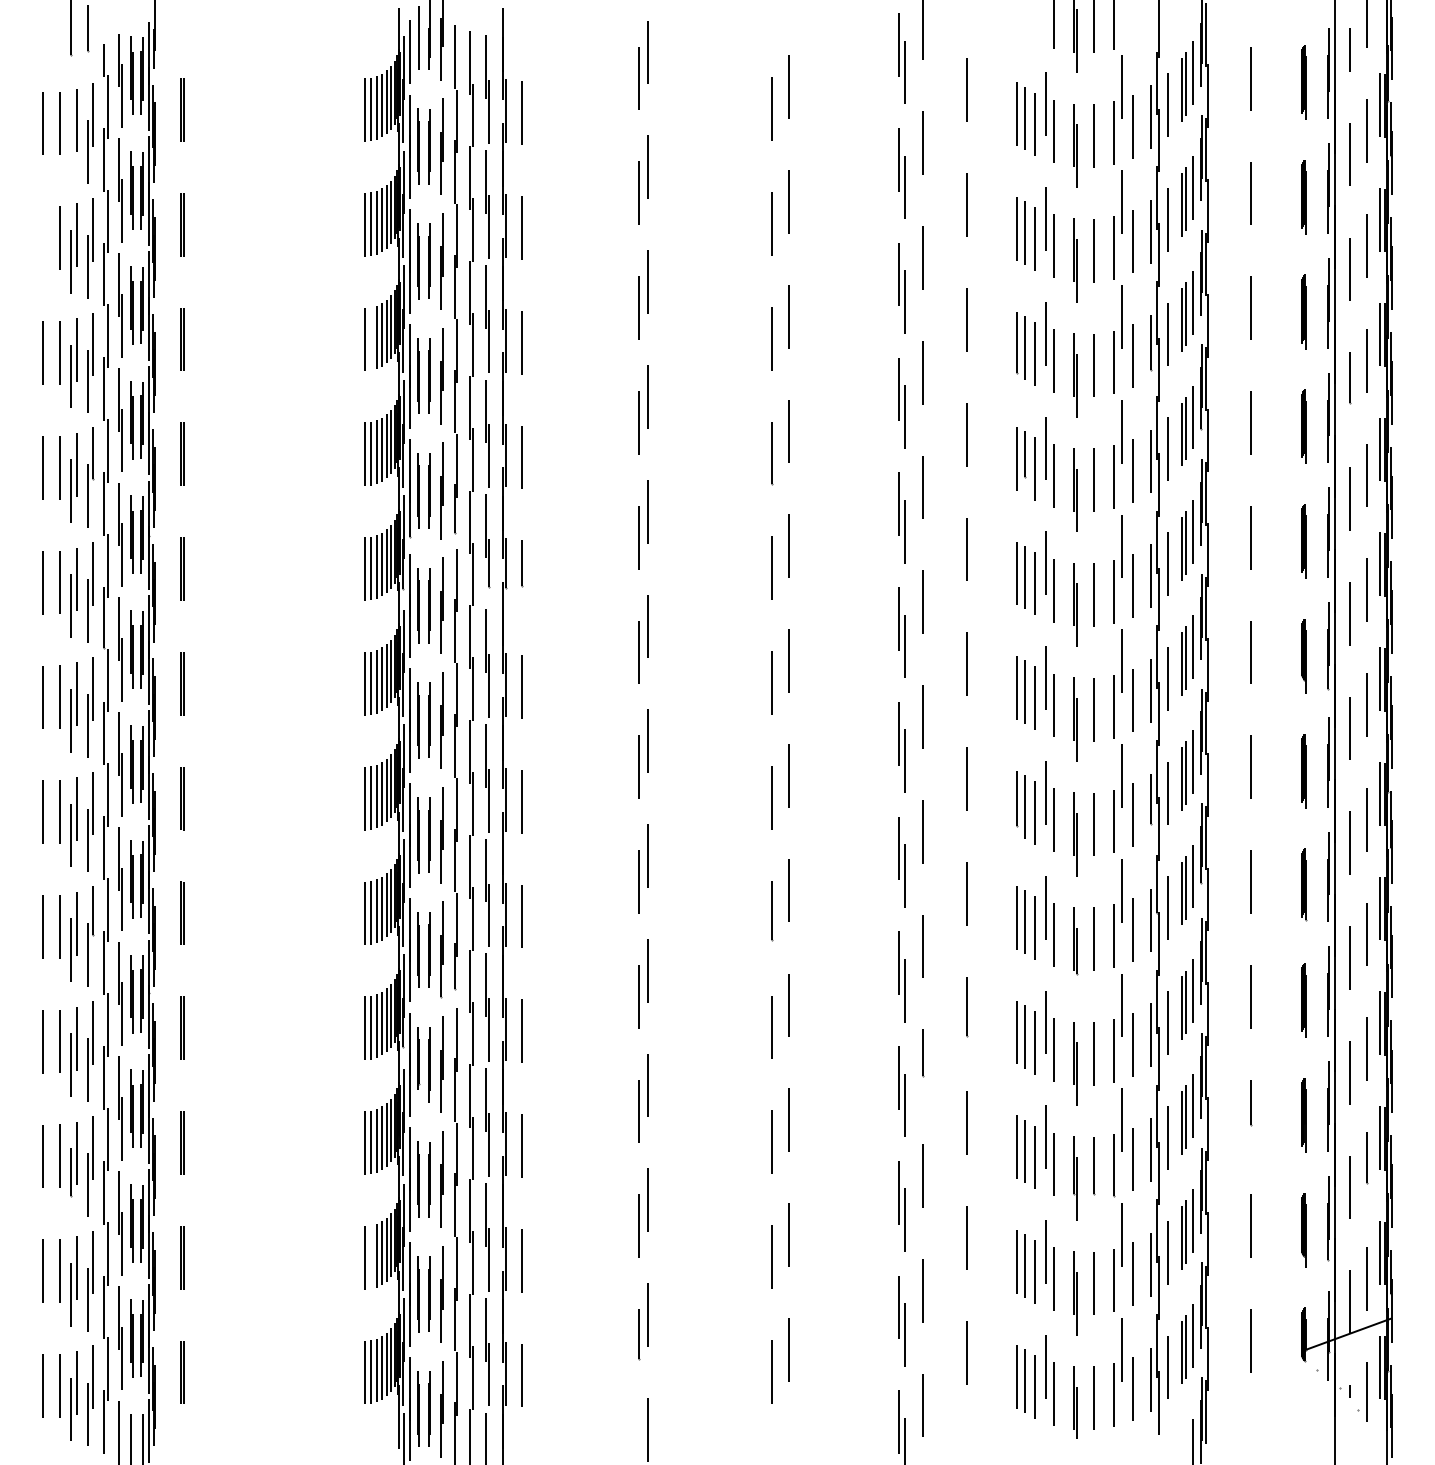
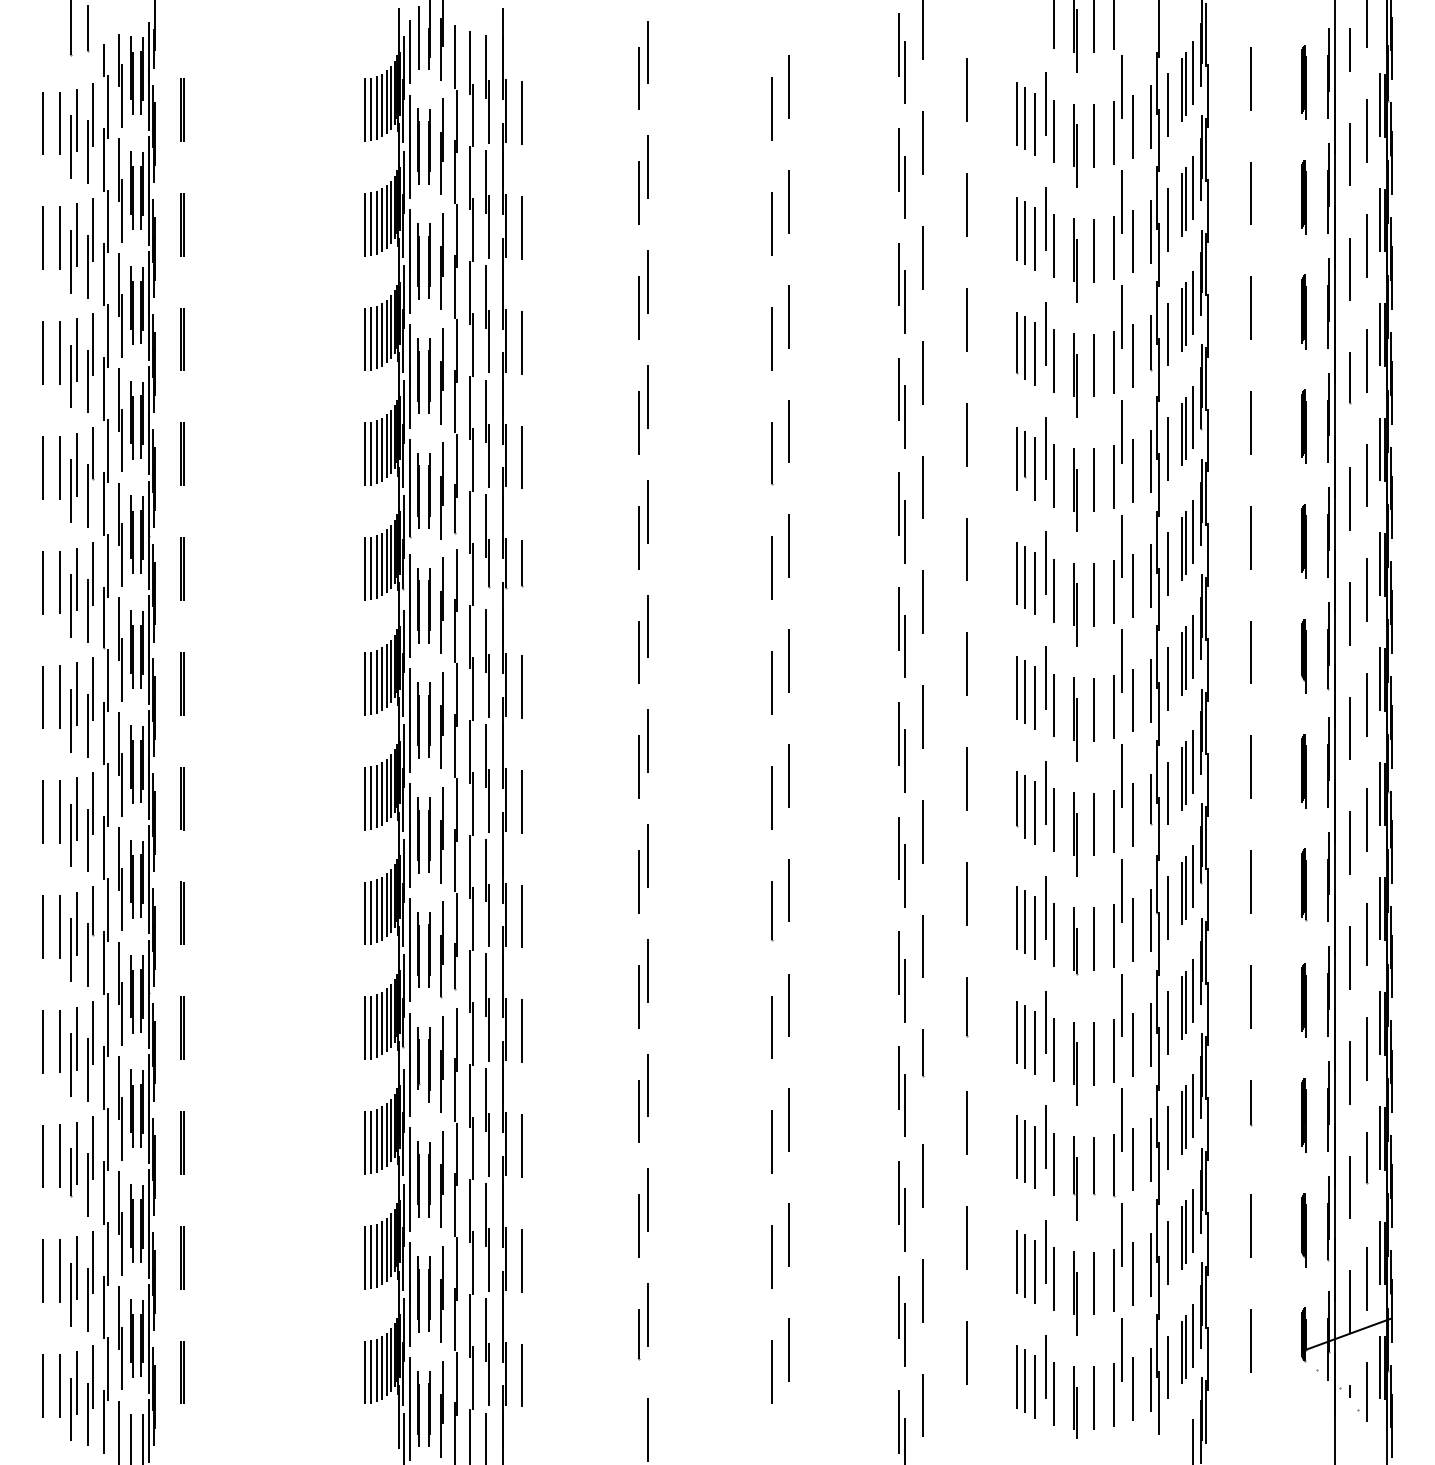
line: none -> present (71, 146)
line: none -> present (42, 237)
line: none -> present (370, 338)
line: none -> present (370, 1257)
